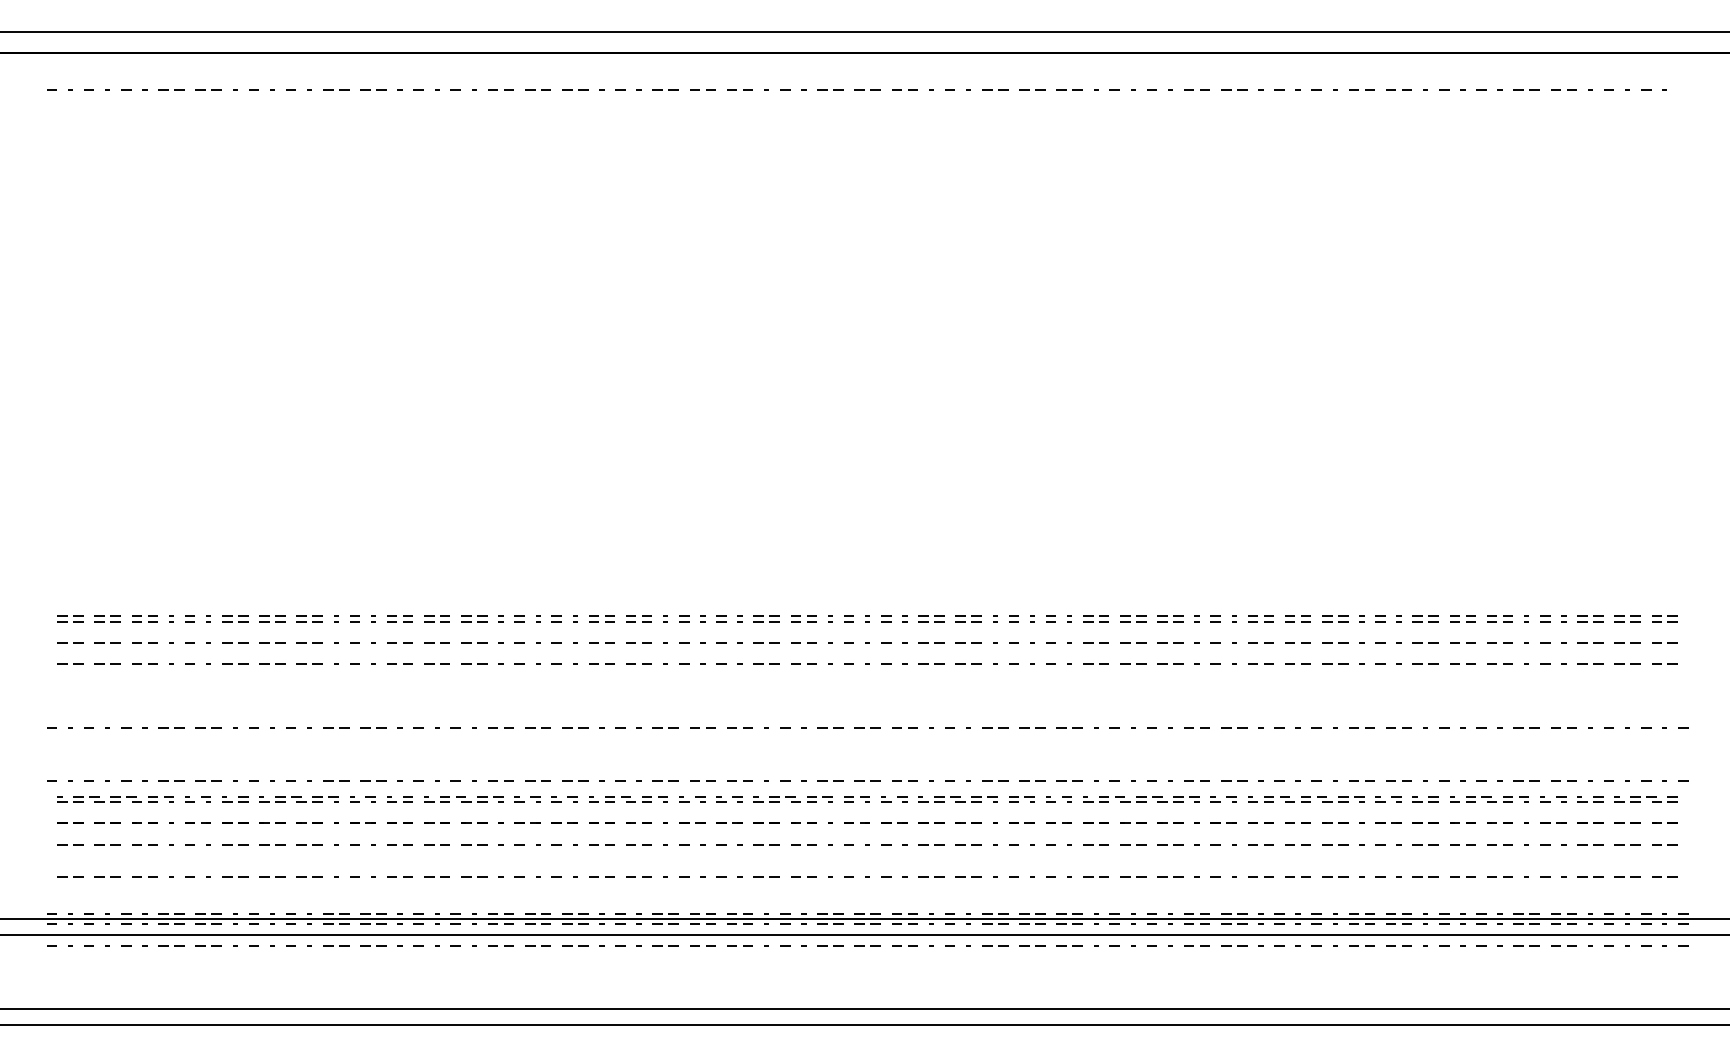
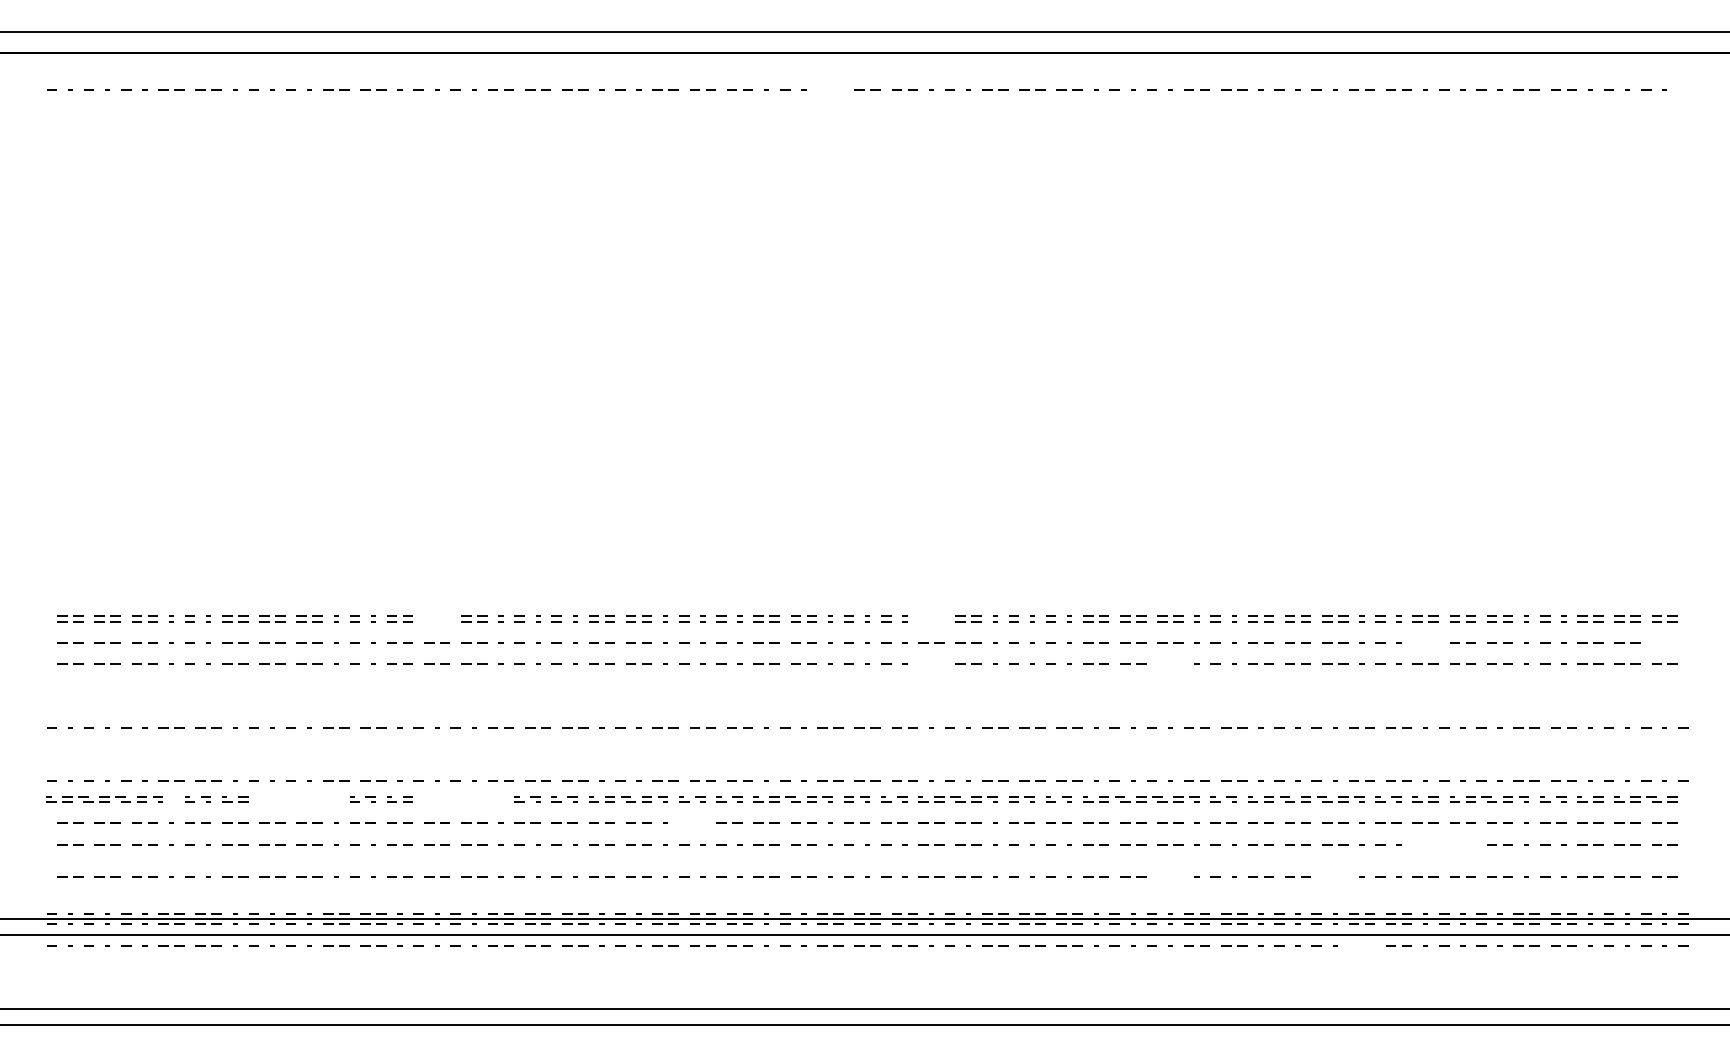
line: present -> none (827, 89)
part: present -> none (436, 618)
part: present -> none (931, 618)
line: present -> none (1422, 642)
line: present -> none (1661, 642)
line: present -> none (928, 663)
line: present -> none (1167, 663)
part position: (115, 799) -> (104, 799) (104, 799)
part: present -> none (298, 799)
part: present -> none (463, 799)
line: present -> none (689, 822)
line: present -> none (1422, 844)
line: present -> none (1459, 844)
line: present -> none (1167, 876)
line: present -> none (1332, 876)
line: present -> none (1358, 945)
